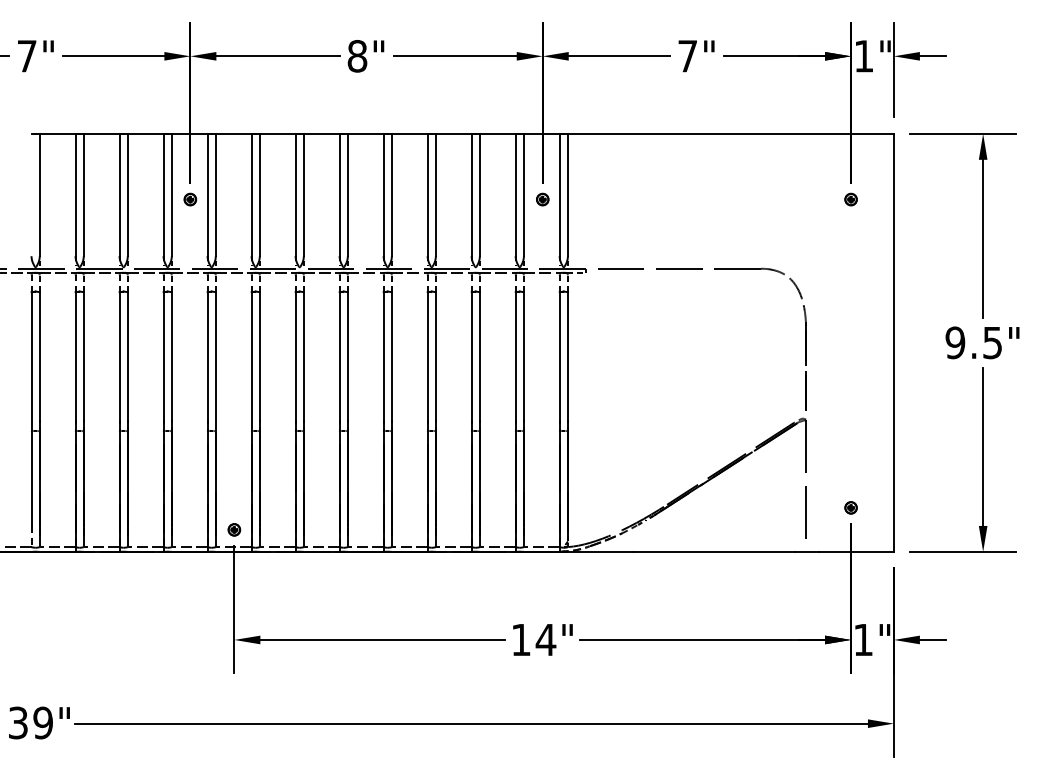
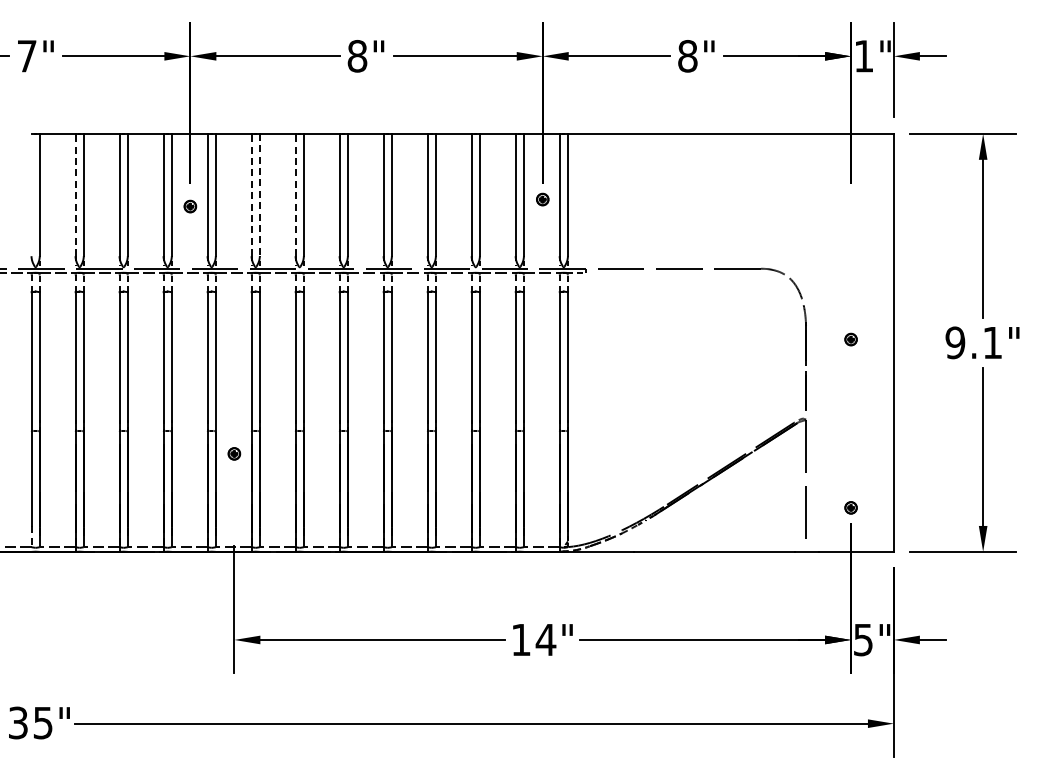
text: 7" -> 8" (687, 56)
line: solid -> dashed (75, 194)
line: solid -> dashed (251, 194)
line: solid -> dashed (295, 194)
line: solid -> dashed (259, 195)
part position: (190, 199) -> (190, 206) (190, 206)
part position: (850, 199) -> (850, 339) (850, 339)
text: 9.5" -> 9.1" (992, 343)
part position: (234, 529) -> (234, 453) (234, 453)
text: 1" -> 5" (863, 640)
text: 39" -> 35" (42, 722)
